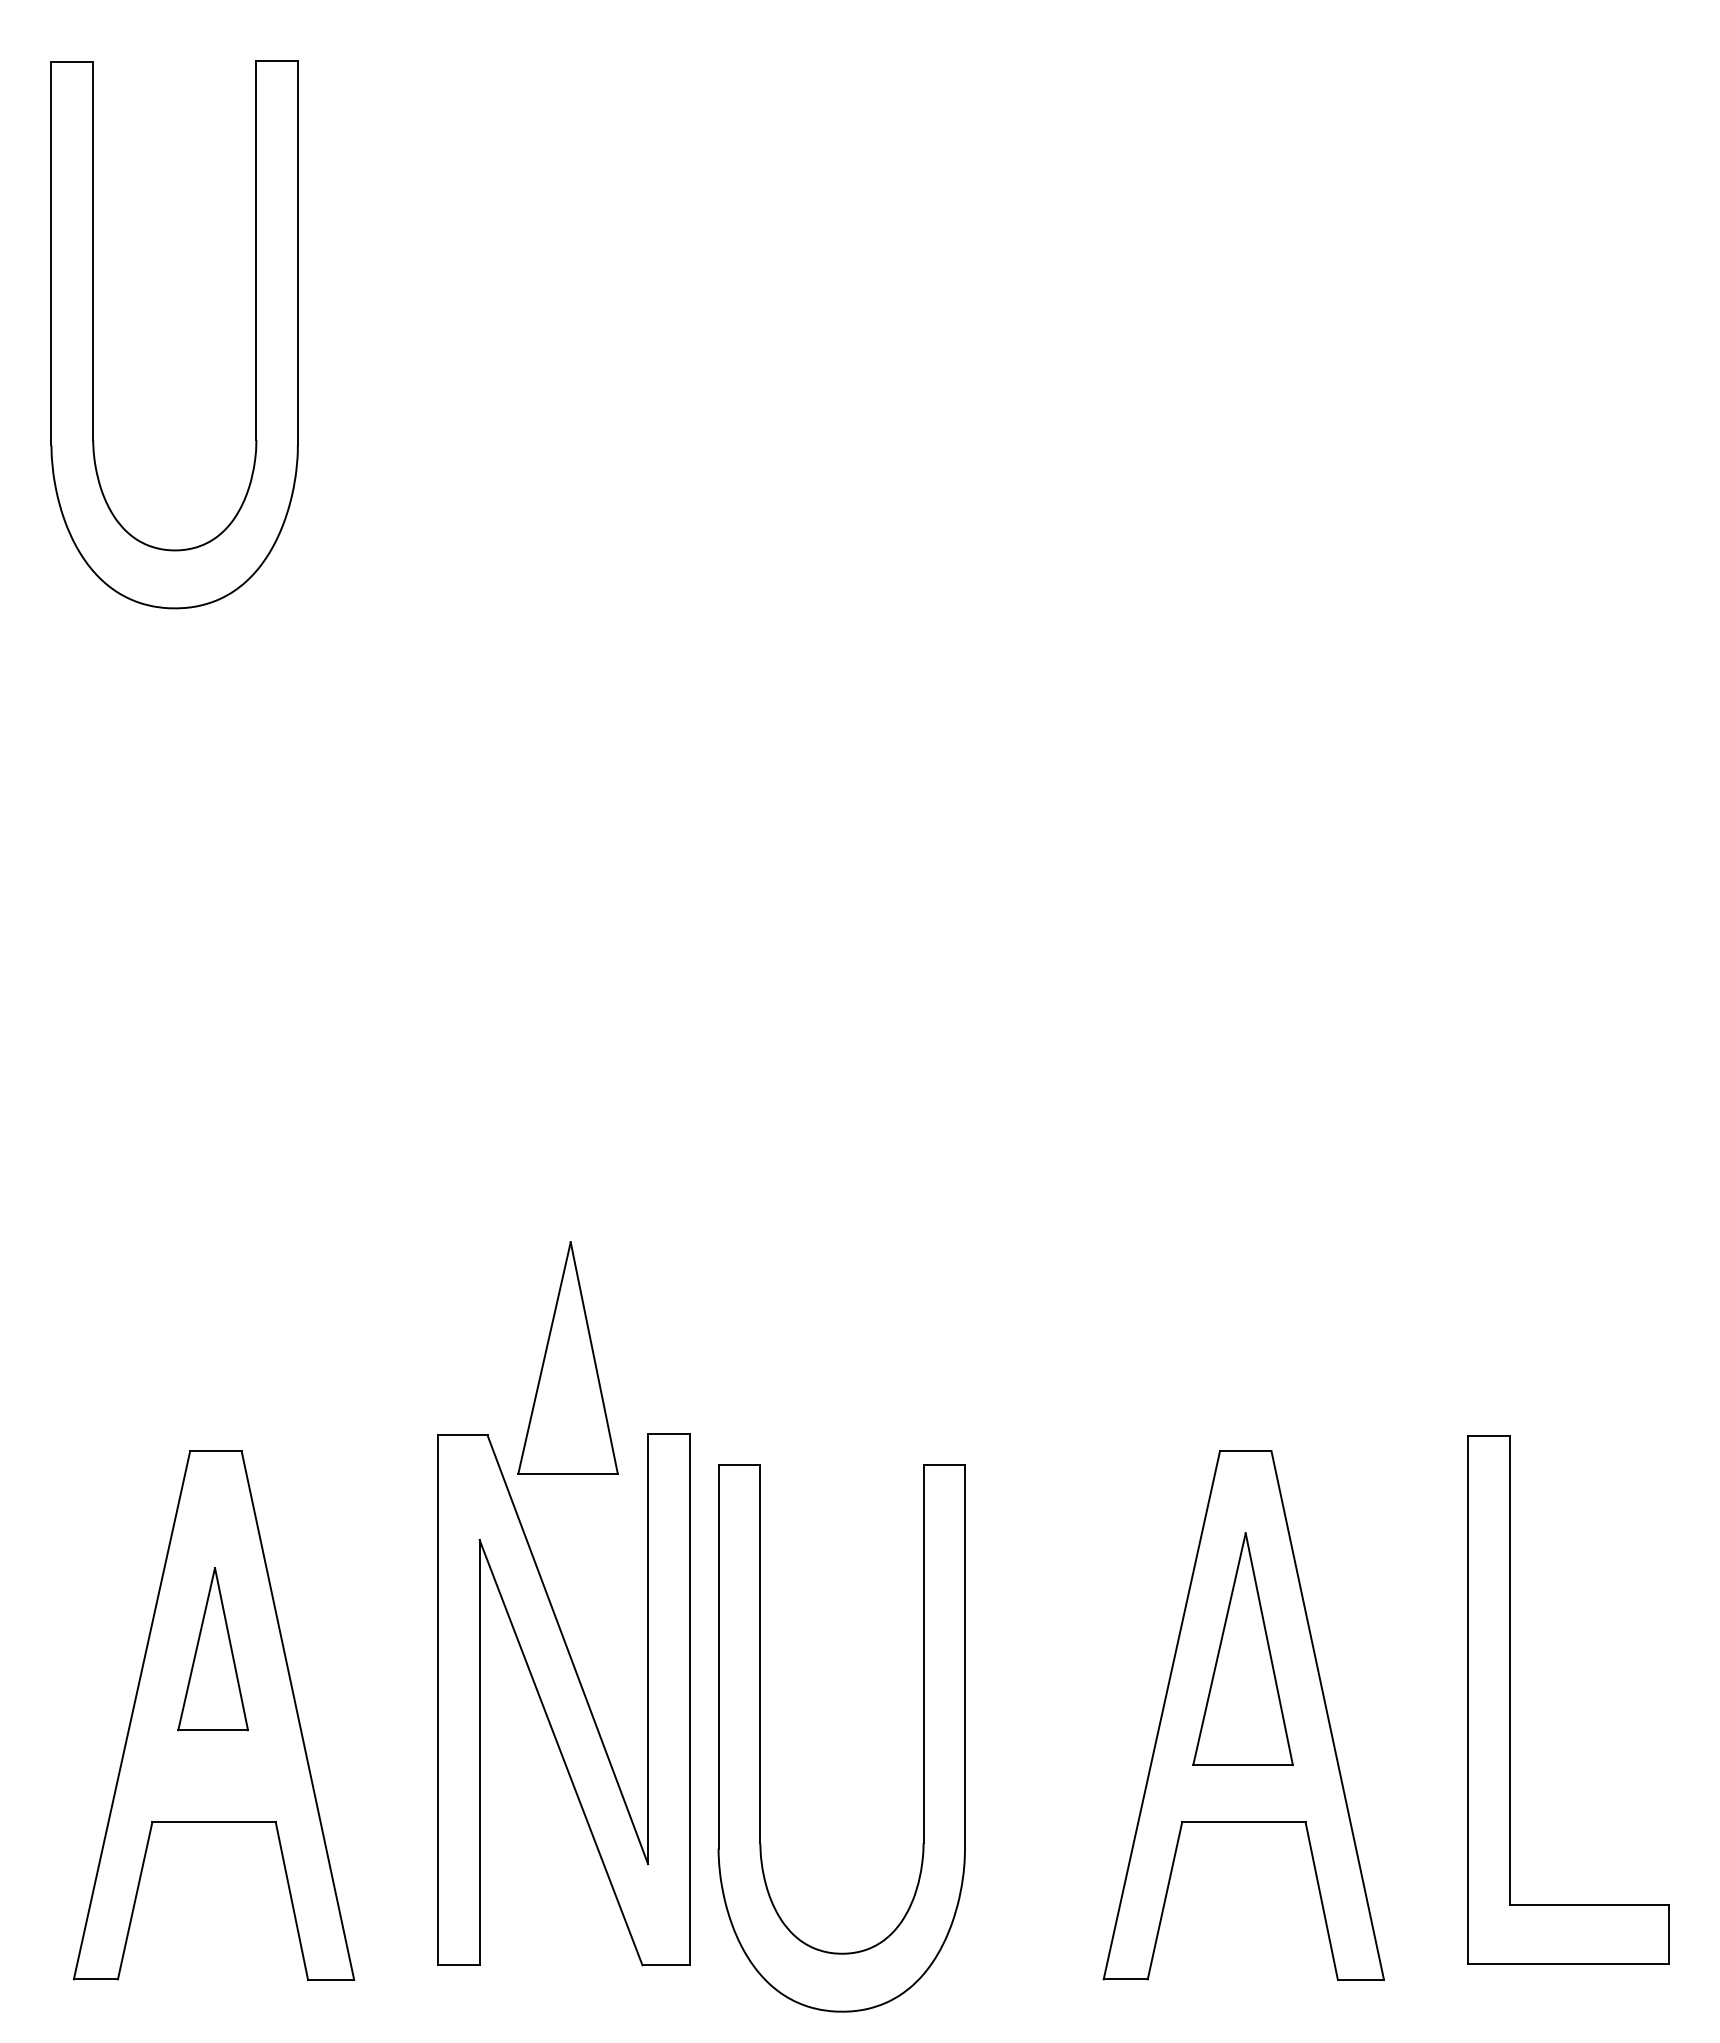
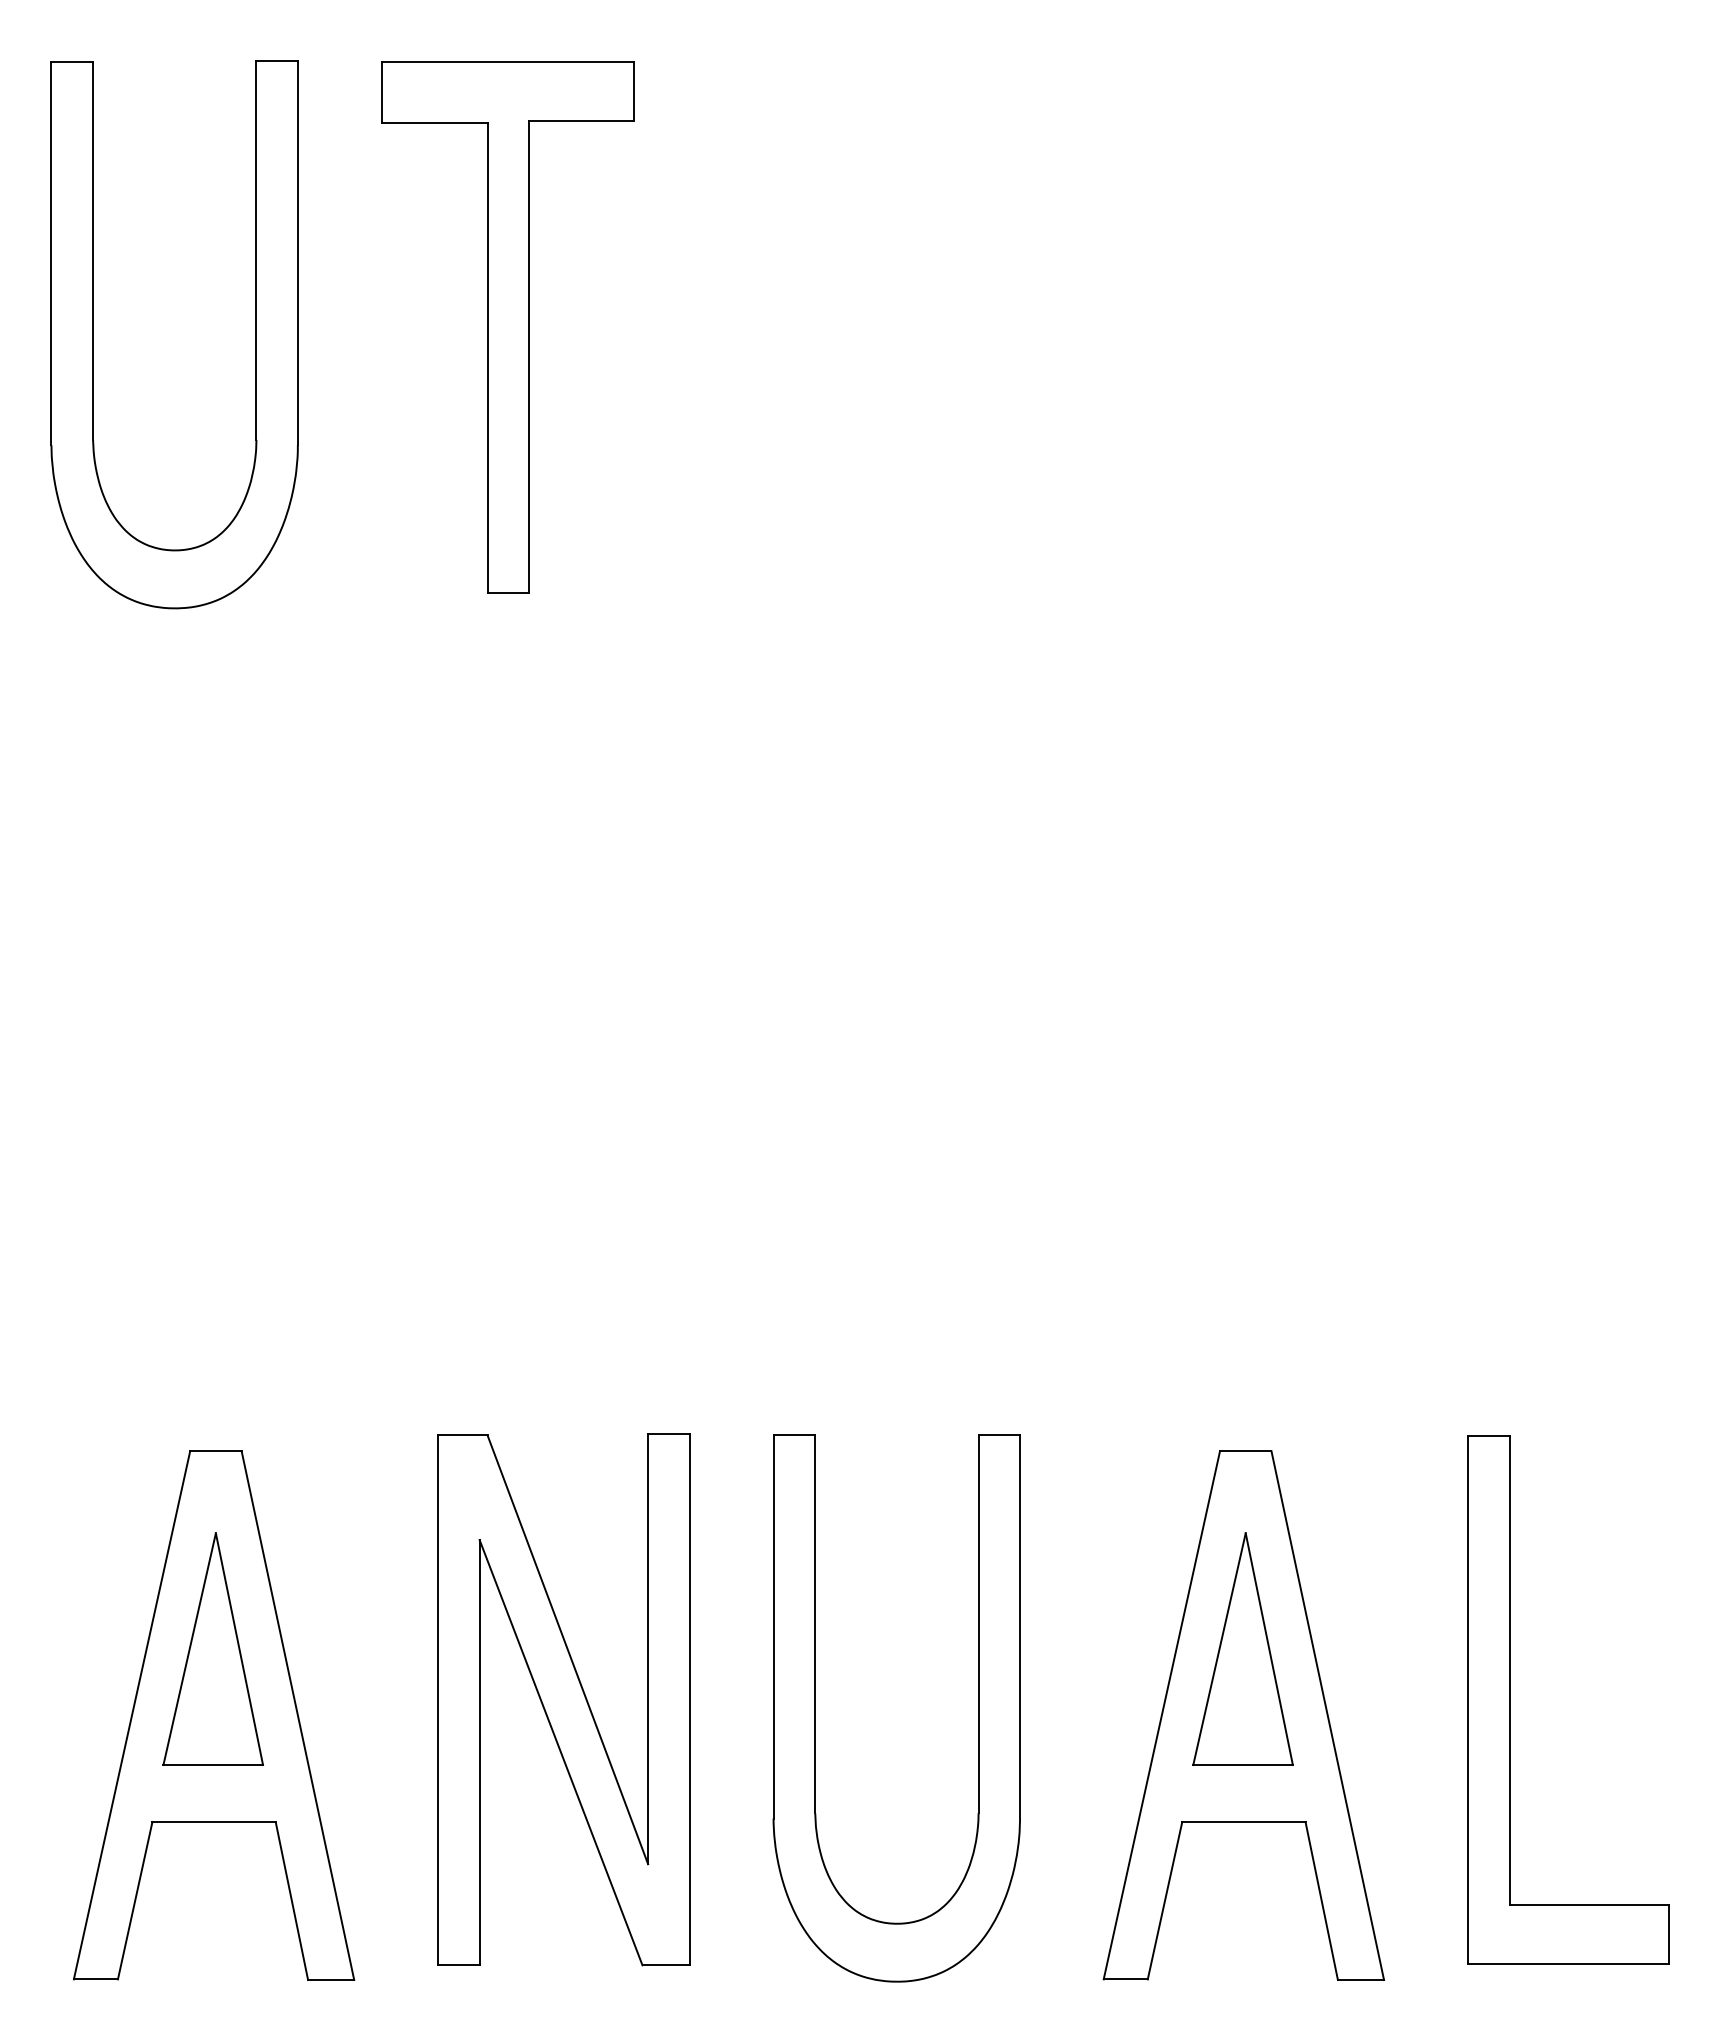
part: none -> present (507, 327)
part: present -> none (567, 1357)
part size: 72x165 px -> 102x234 px (212, 1648)
part position: (760, 1738) -> (815, 1708) (815, 1708)
